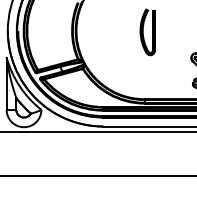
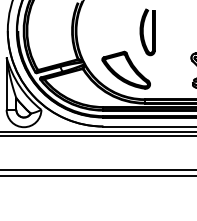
part: none -> present (125, 69)
line: none -> present (97, 135)
line: none -> present (97, 170)
